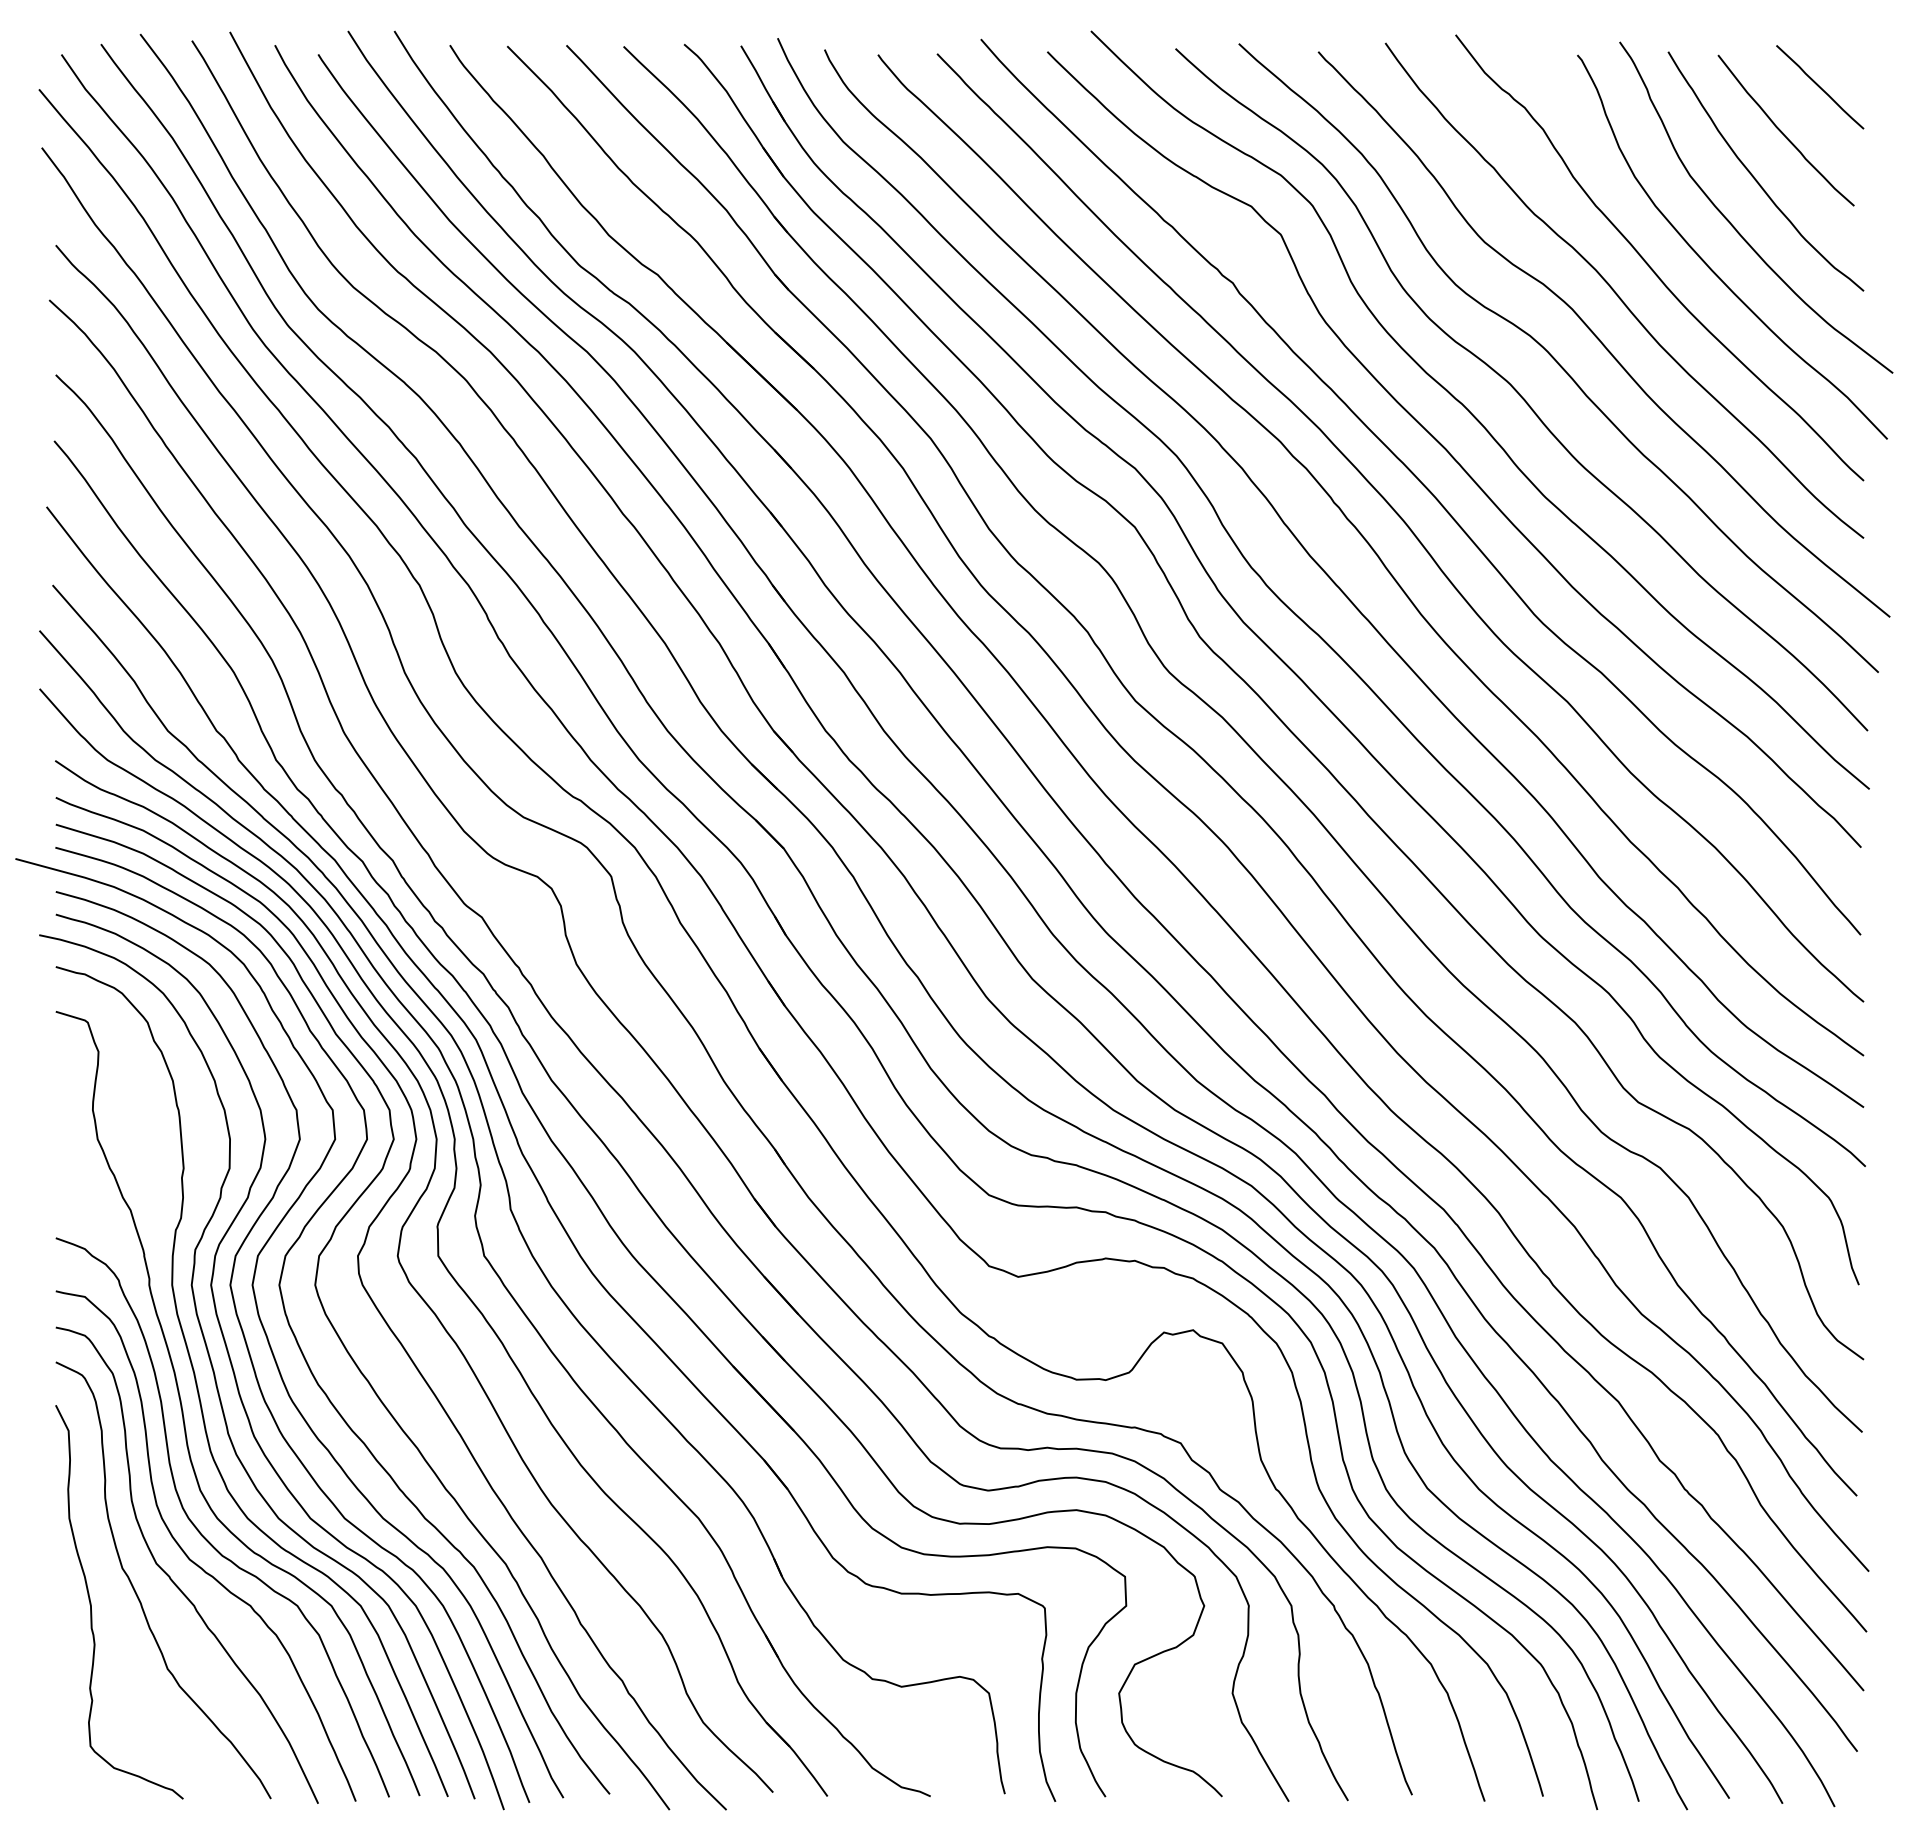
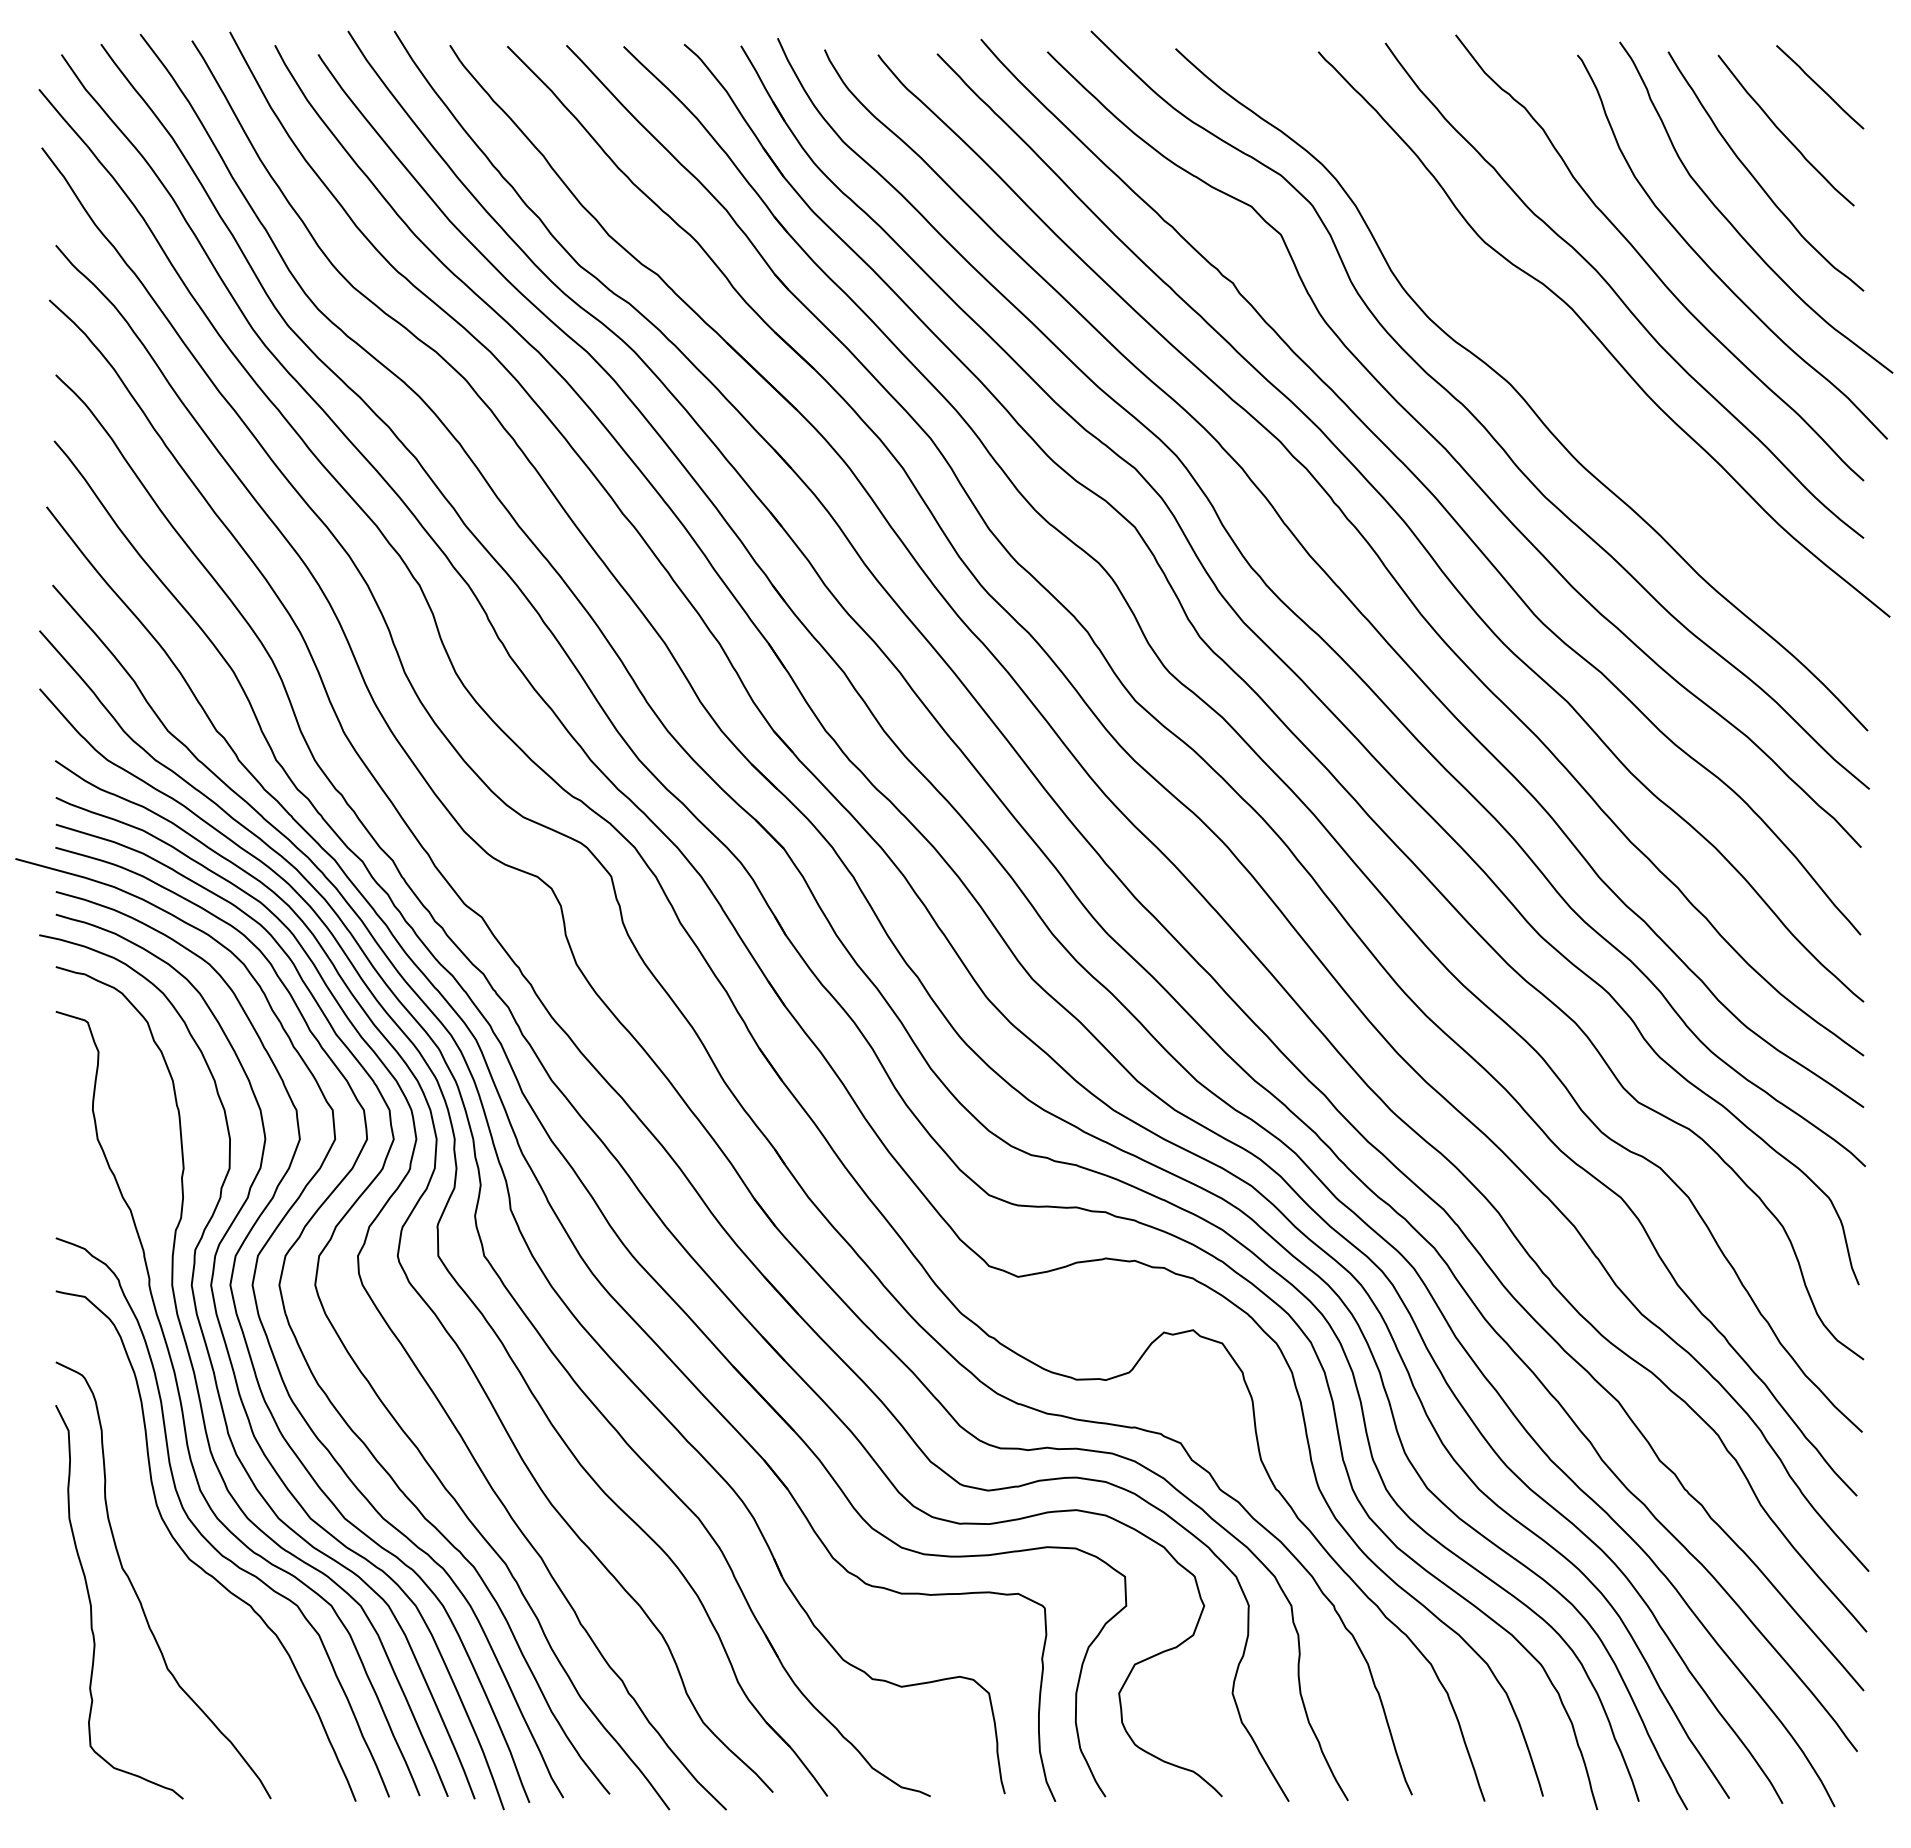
curve: present -> none (1556, 359)
curve: present -> none (170, 1576)
